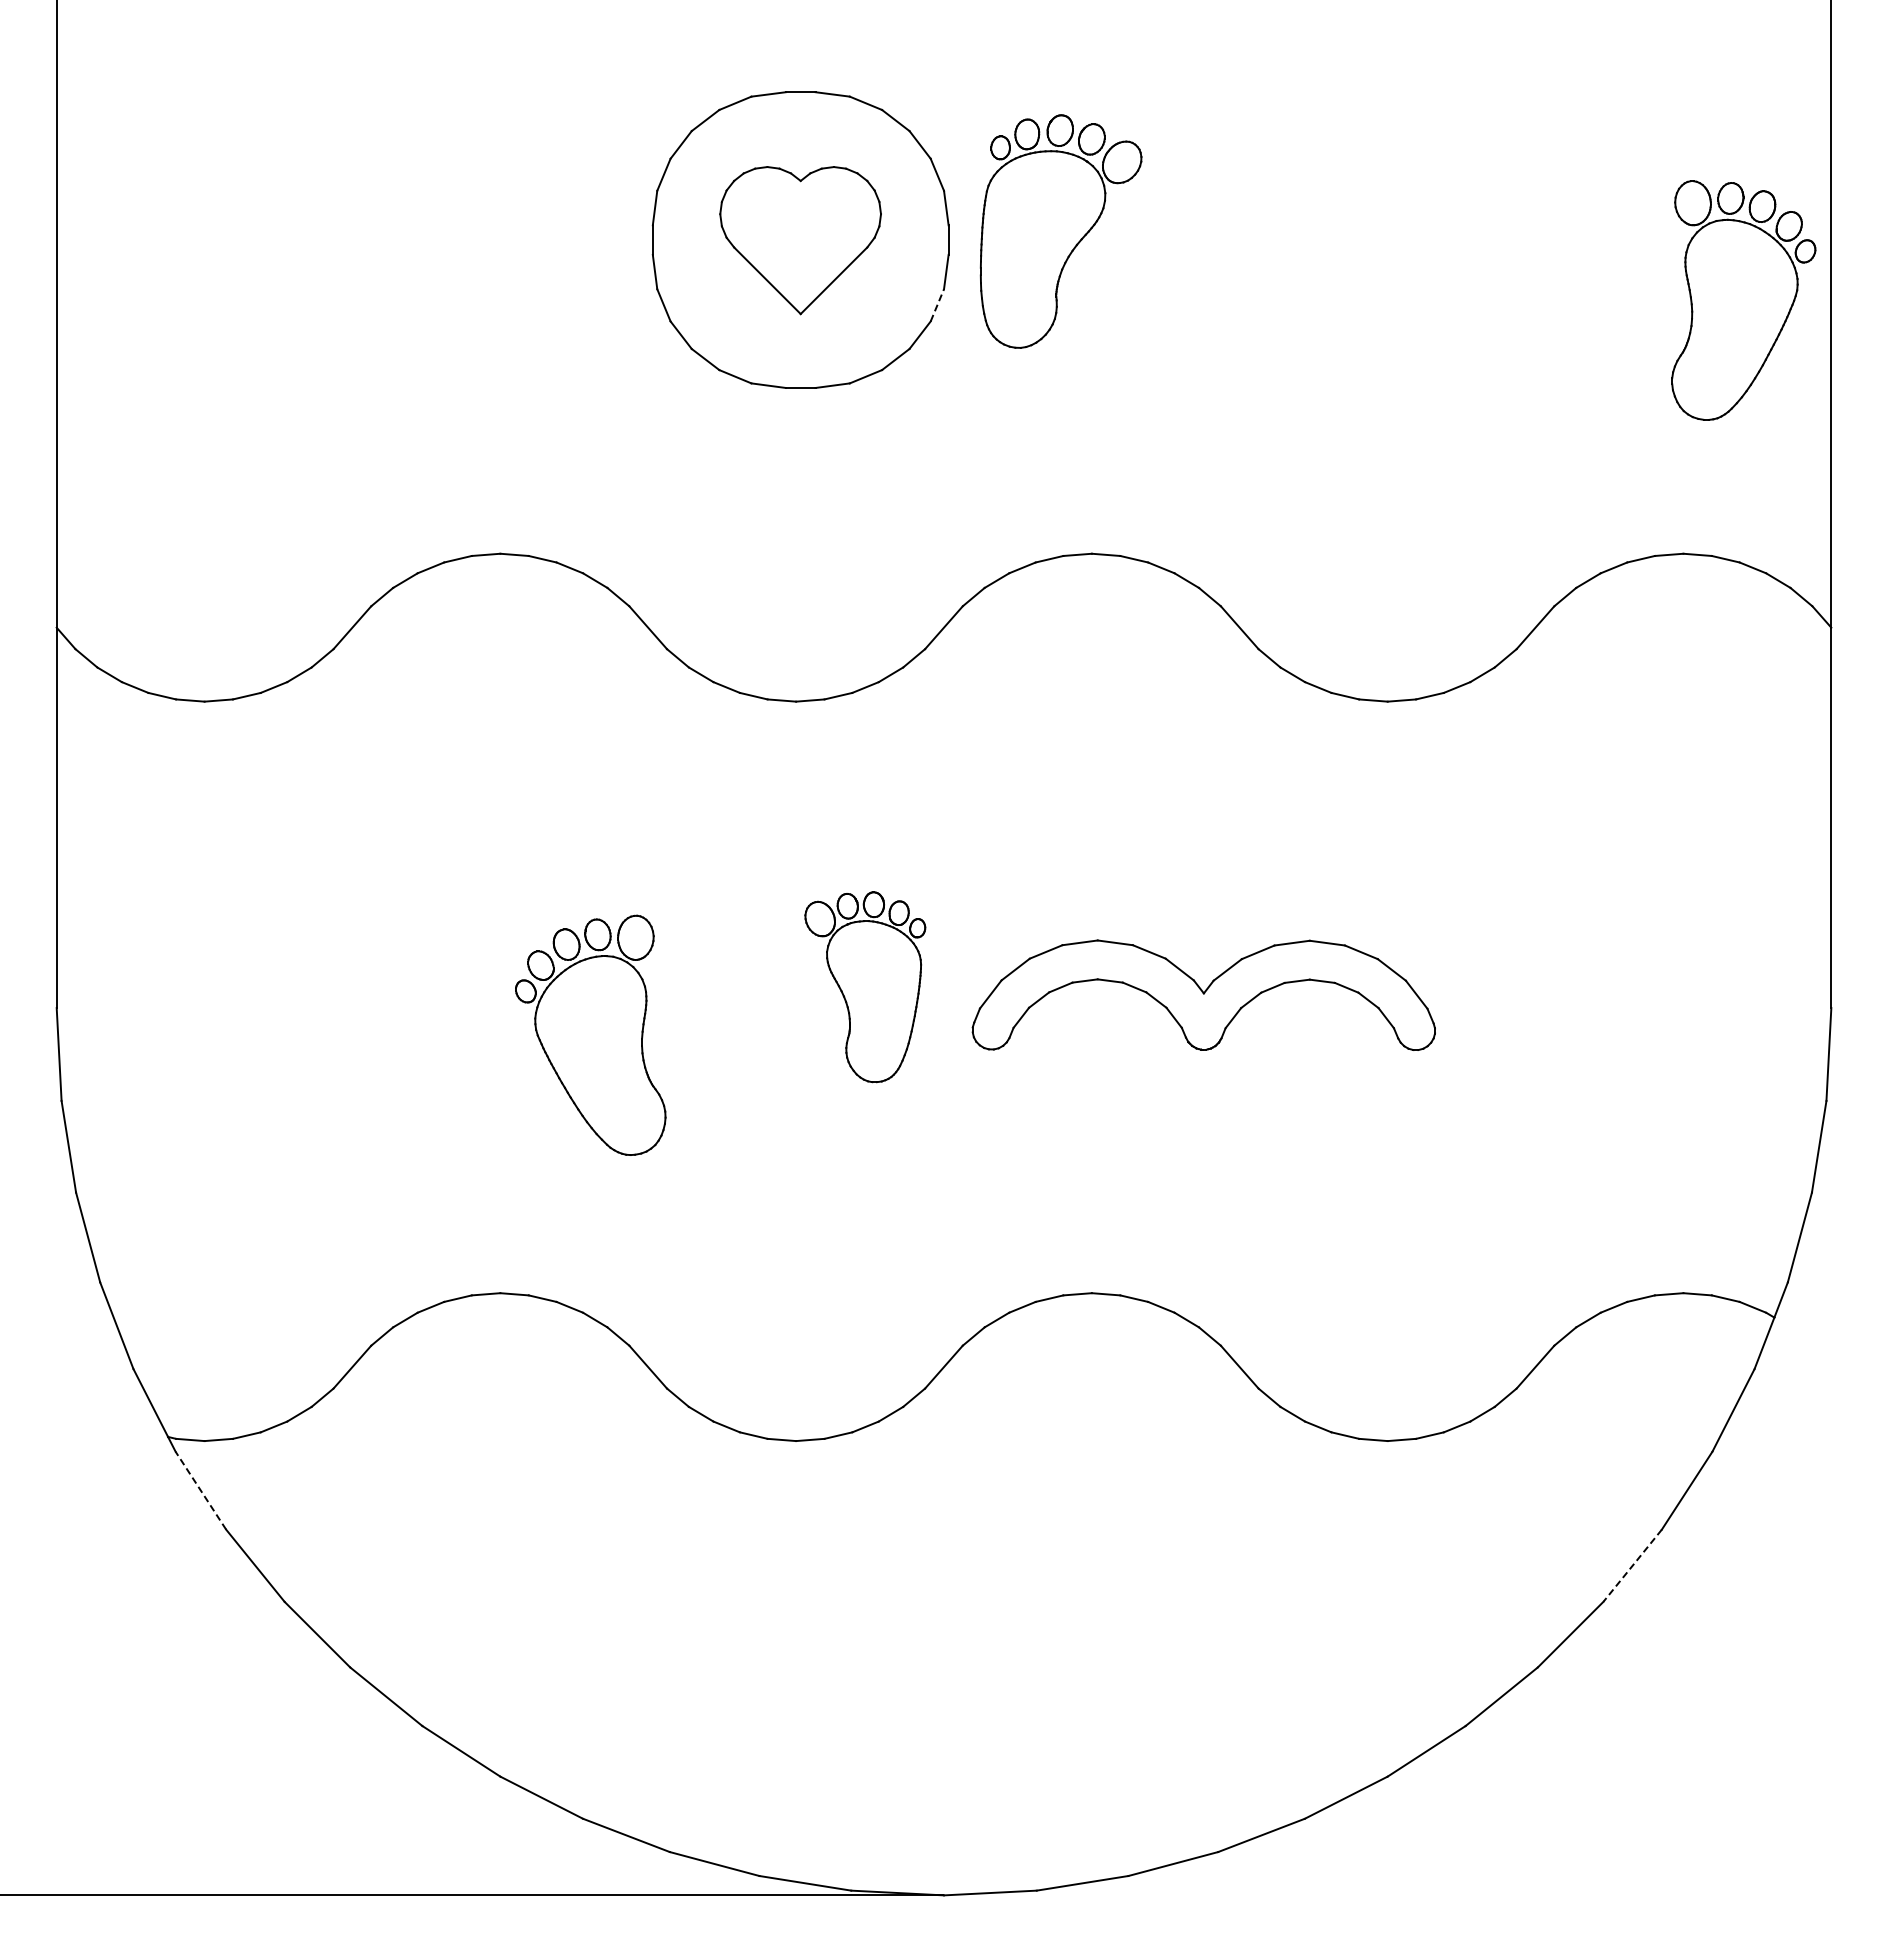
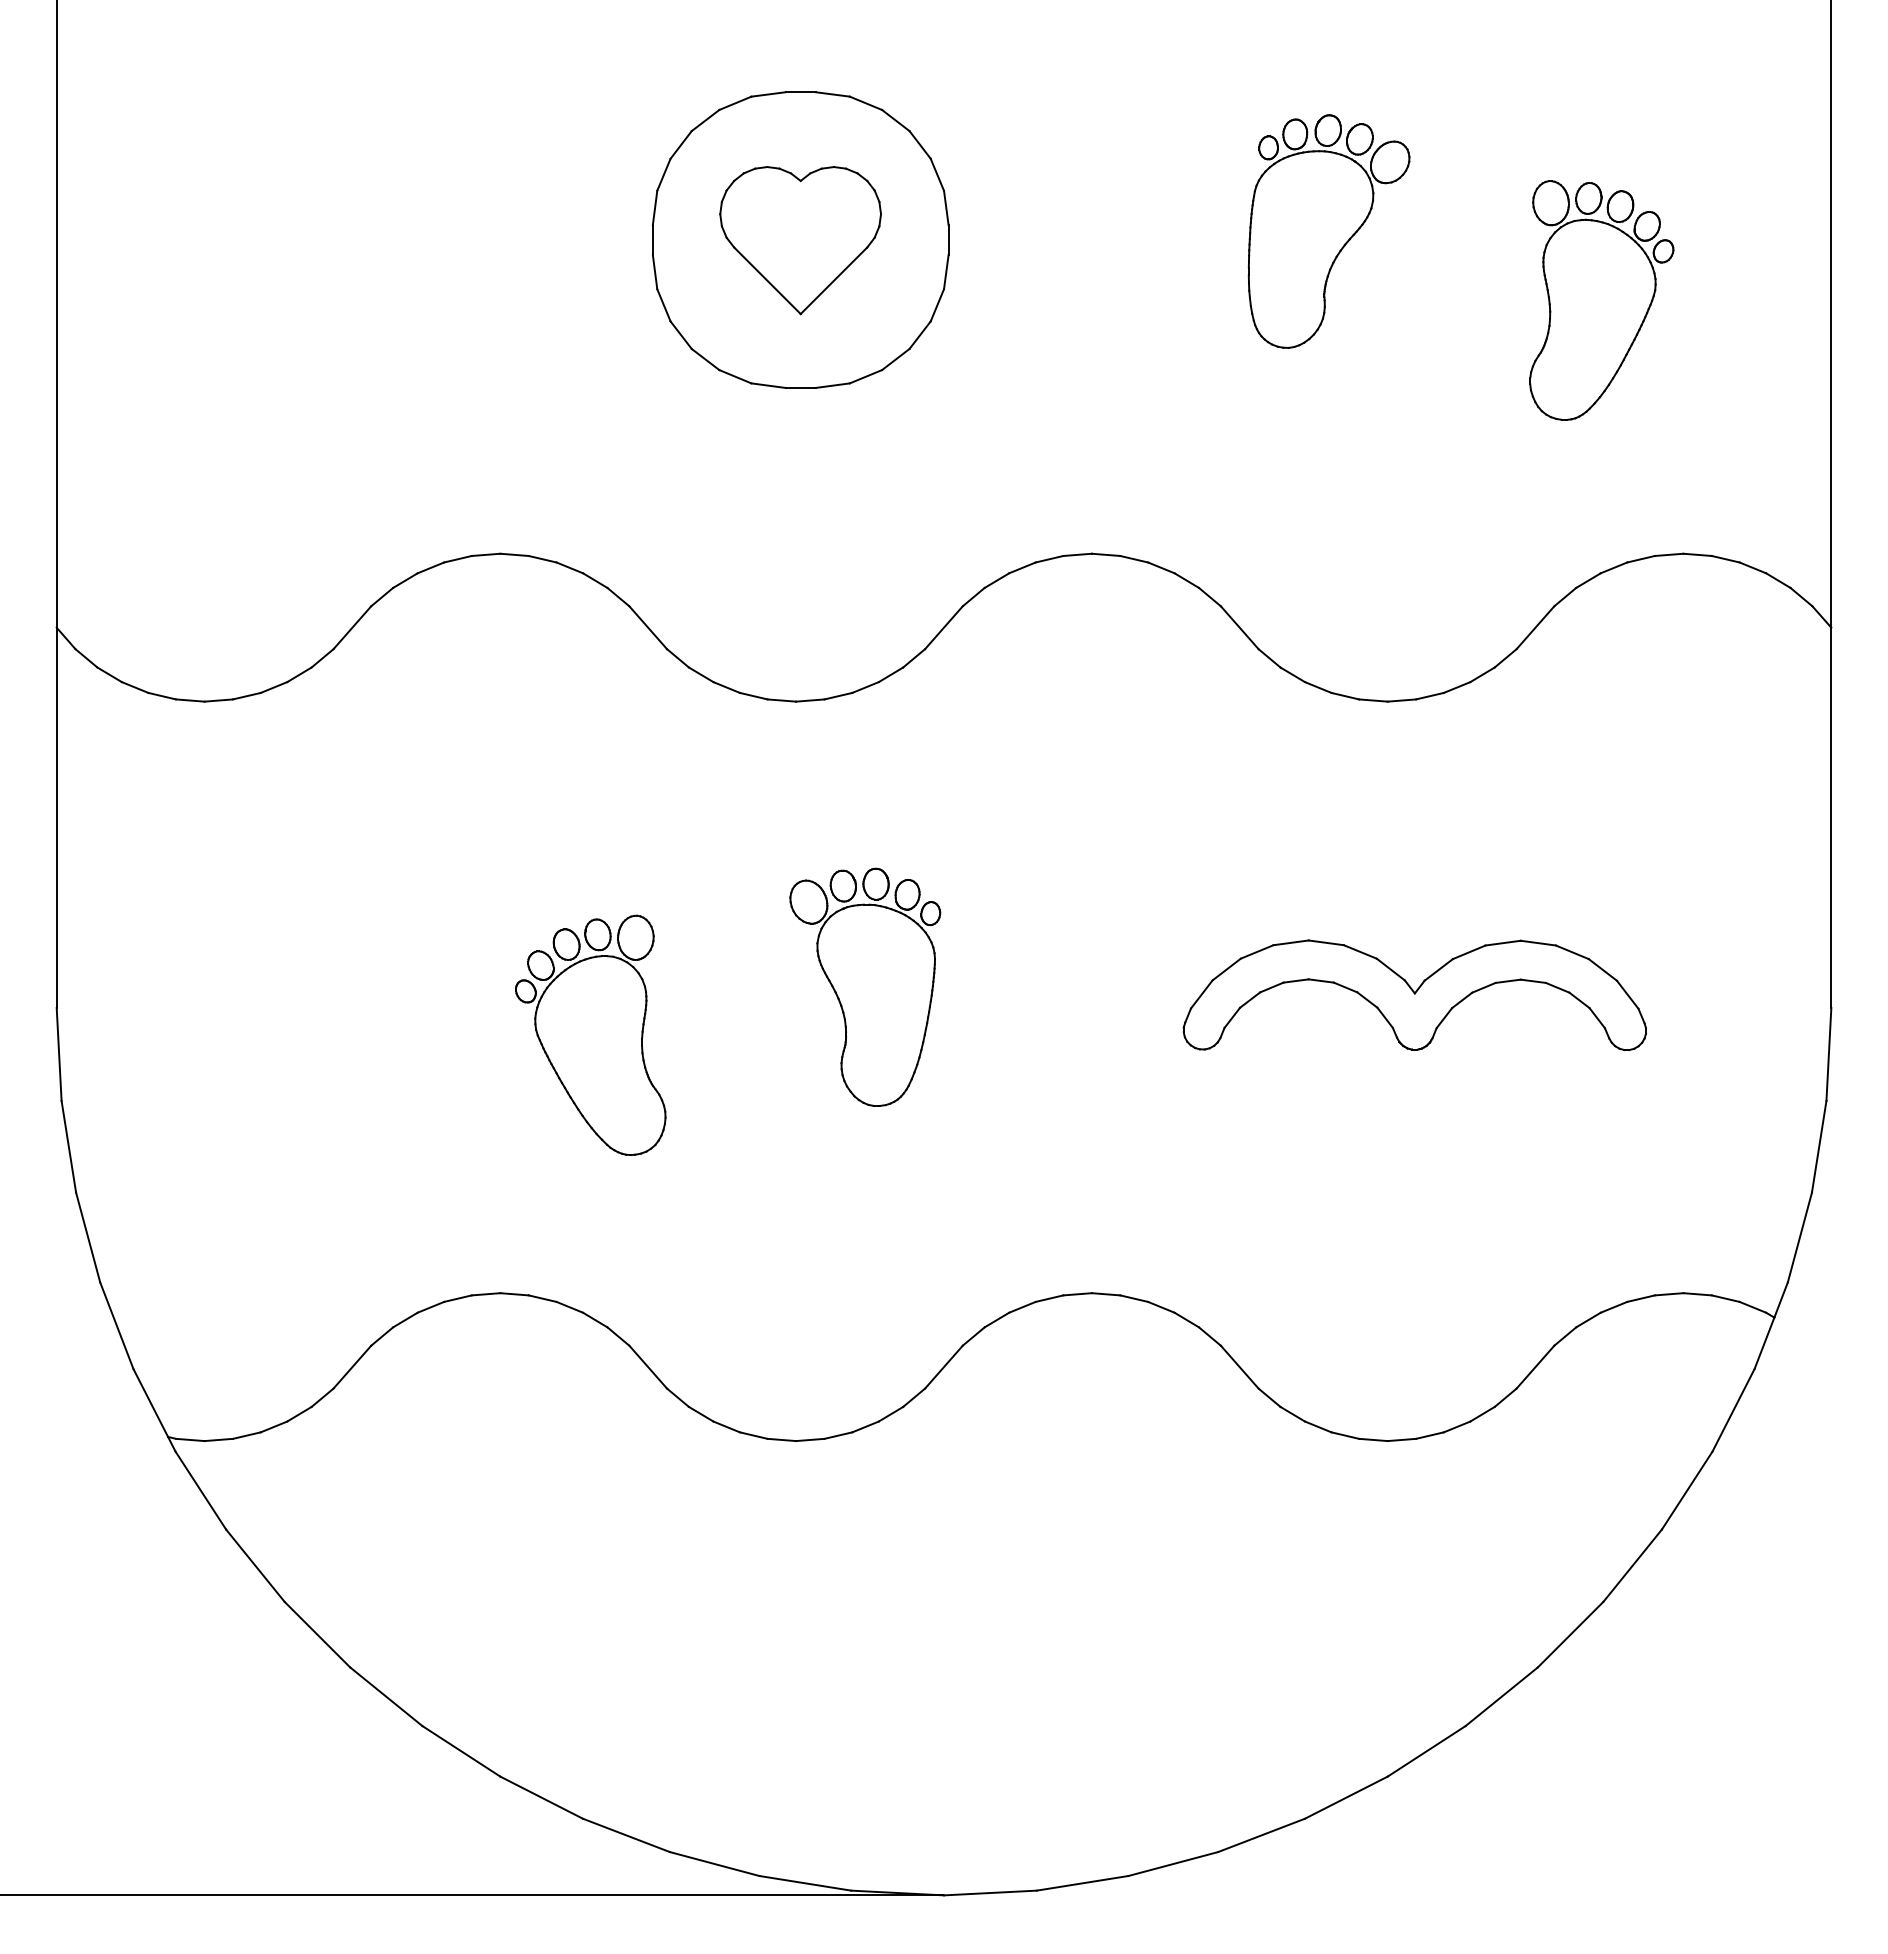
part position: (1060, 231) -> (1328, 231) (1328, 231)
part position: (1743, 300) -> (1601, 300) (1601, 300)
line: dashed -> solid (937, 304)
part size: 123x193 px -> 153x240 px (865, 986)
part position: (1203, 994) -> (1414, 994) (1414, 994)
line: dashed -> solid (200, 1490)
line: dashed -> solid (1632, 1566)
